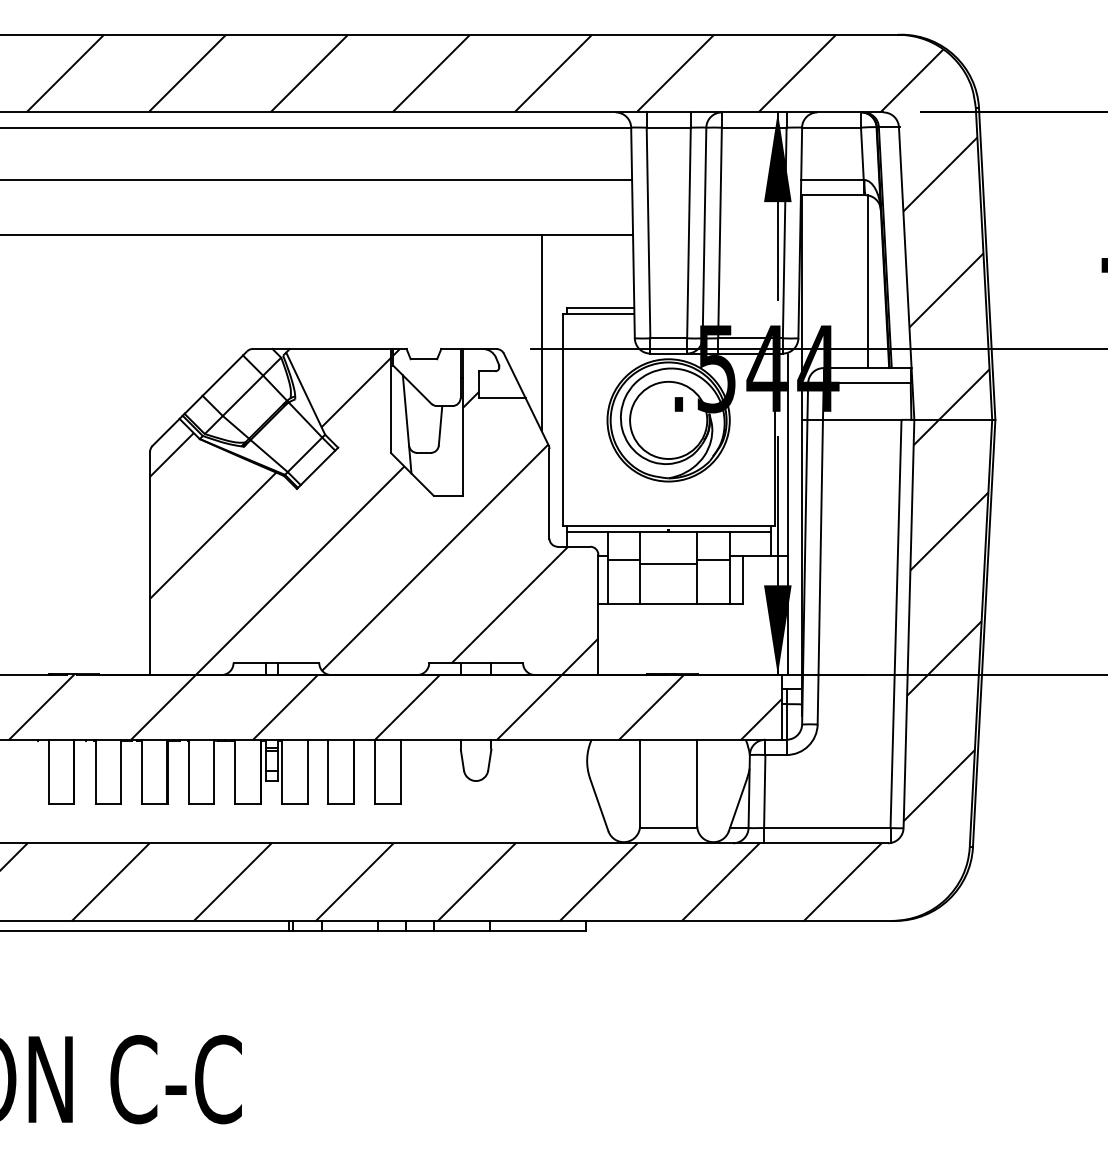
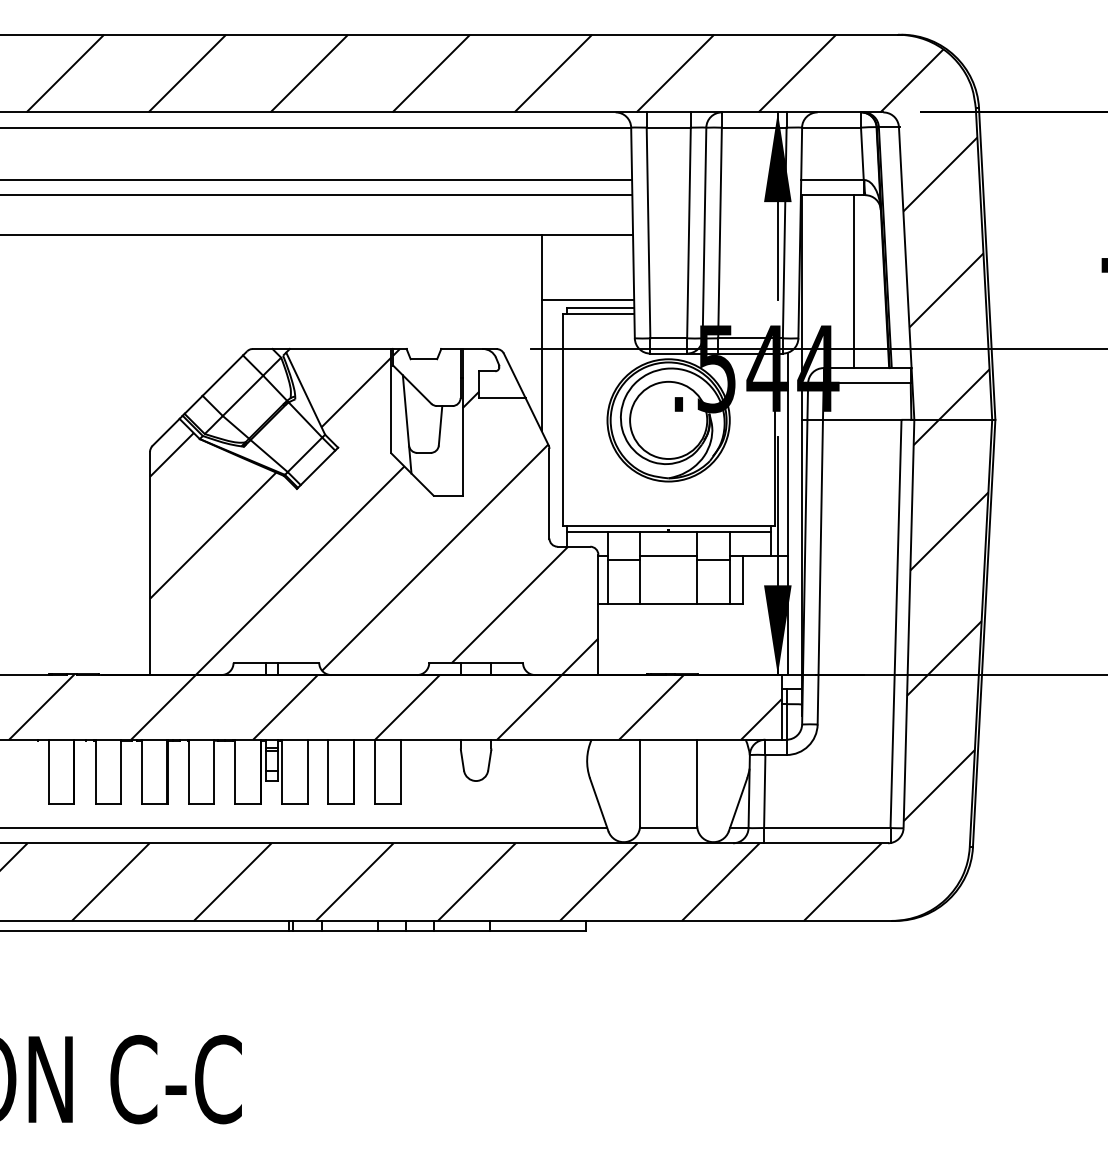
line: none -> present (317, 195)
line position: (868, 281) -> (854, 281) (854, 281)
line: none -> present (587, 300)
line position: (668, 564) -> (668, 556) (668, 556)
line: none -> present (304, 828)
